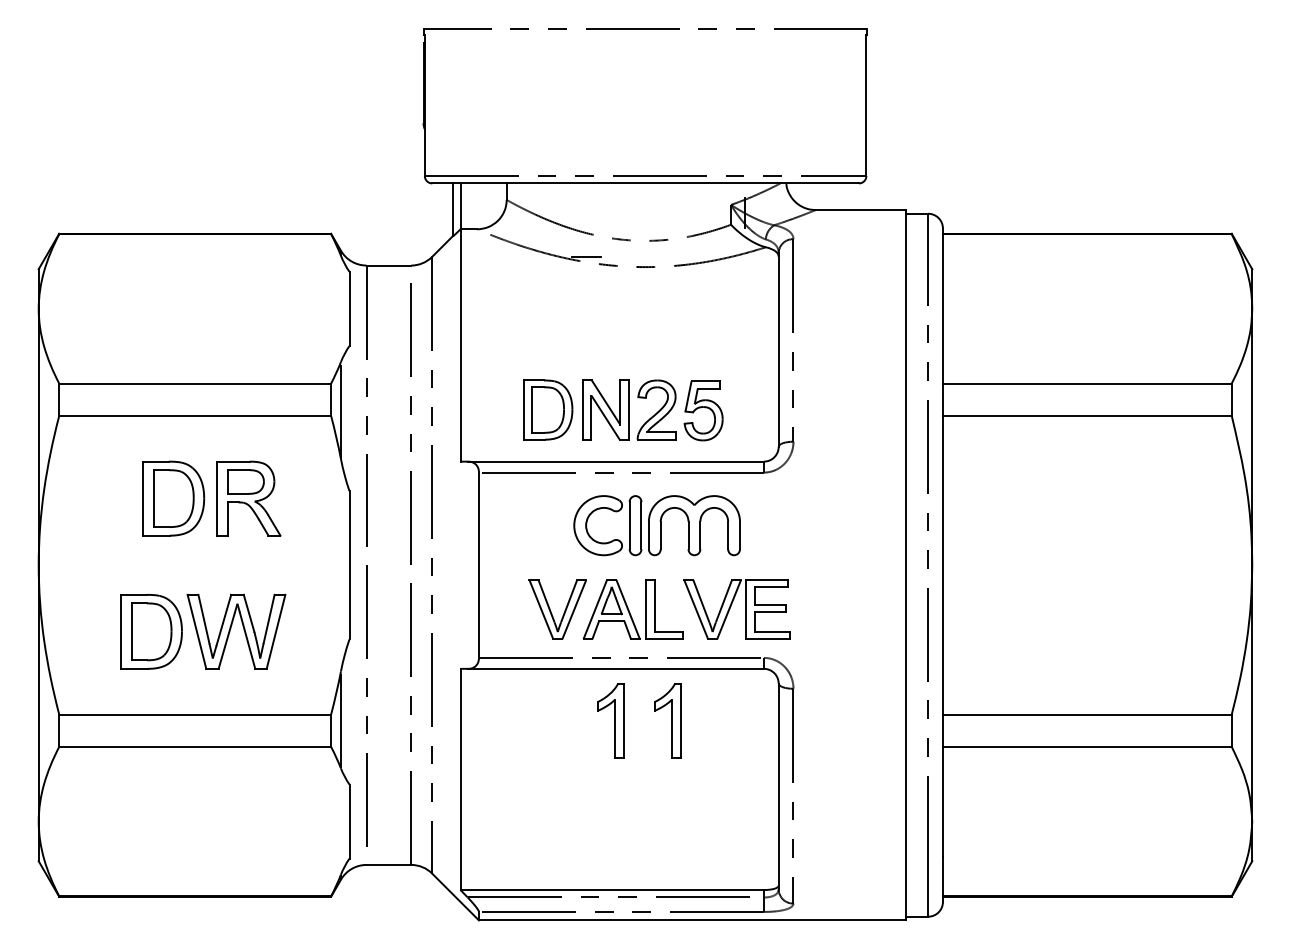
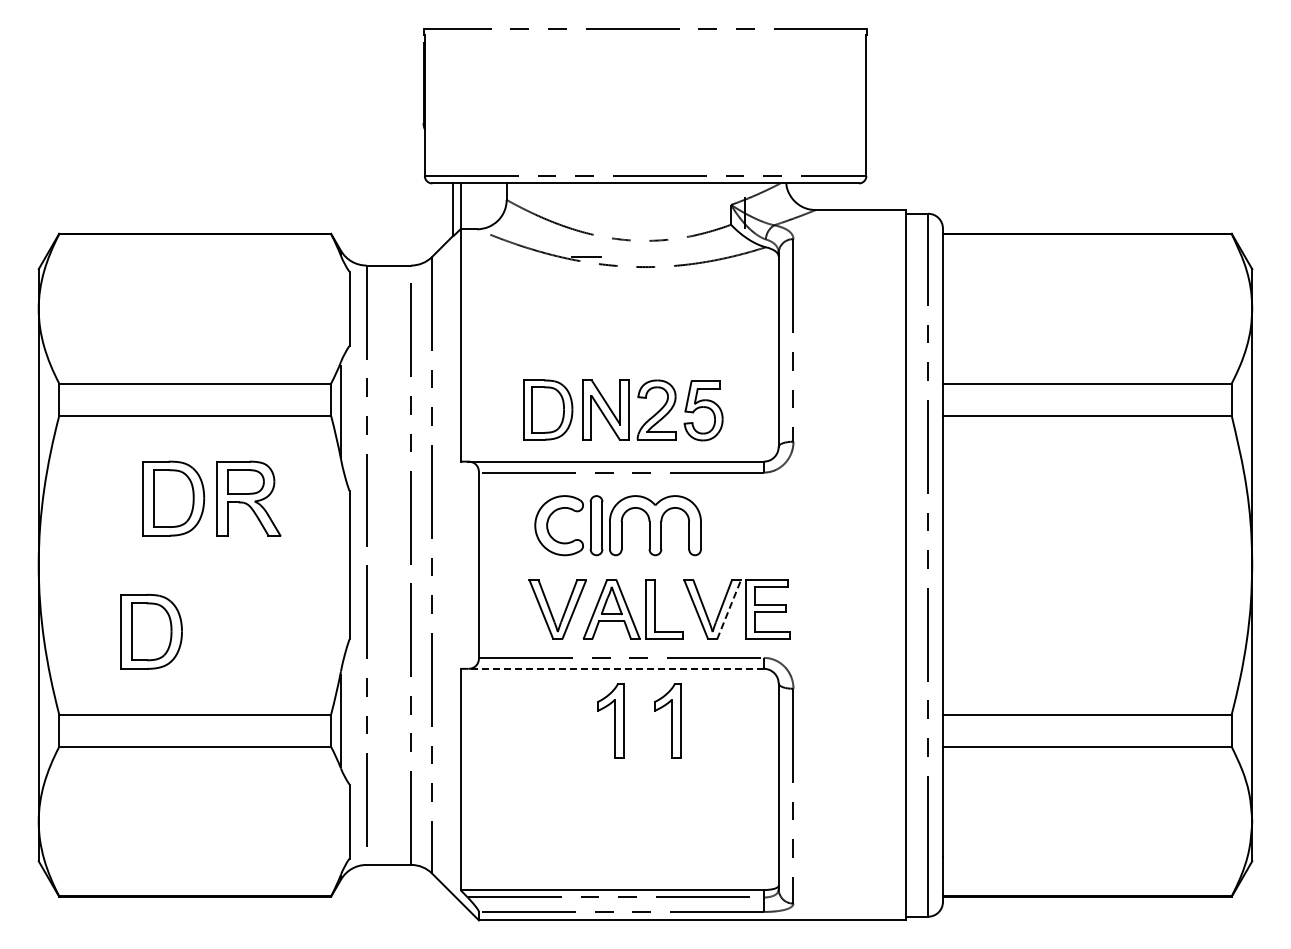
part position: (656, 525) -> (617, 525) (617, 525)
line: solid -> dashed (729, 609)
part: present -> none (236, 631)
line: solid -> dashed (616, 668)
